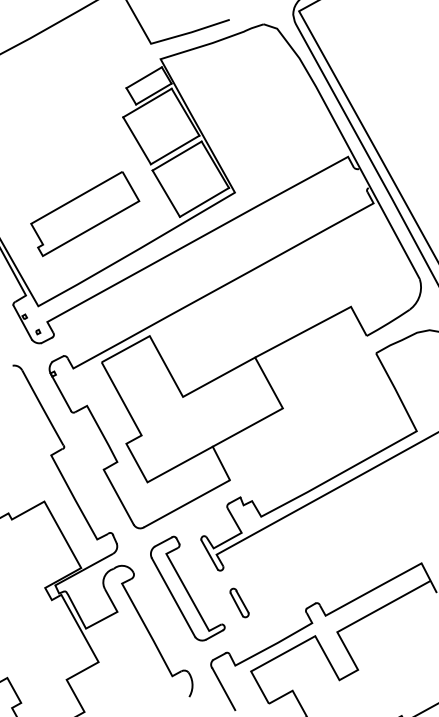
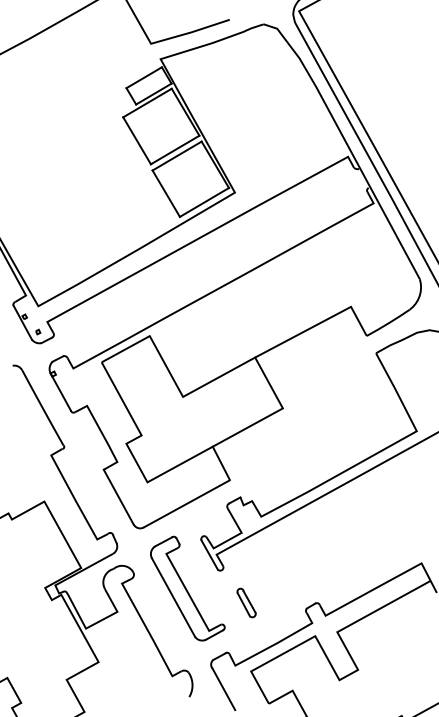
part: present -> none (85, 214)
part position: (239, 602) -> (246, 602) (246, 602)
